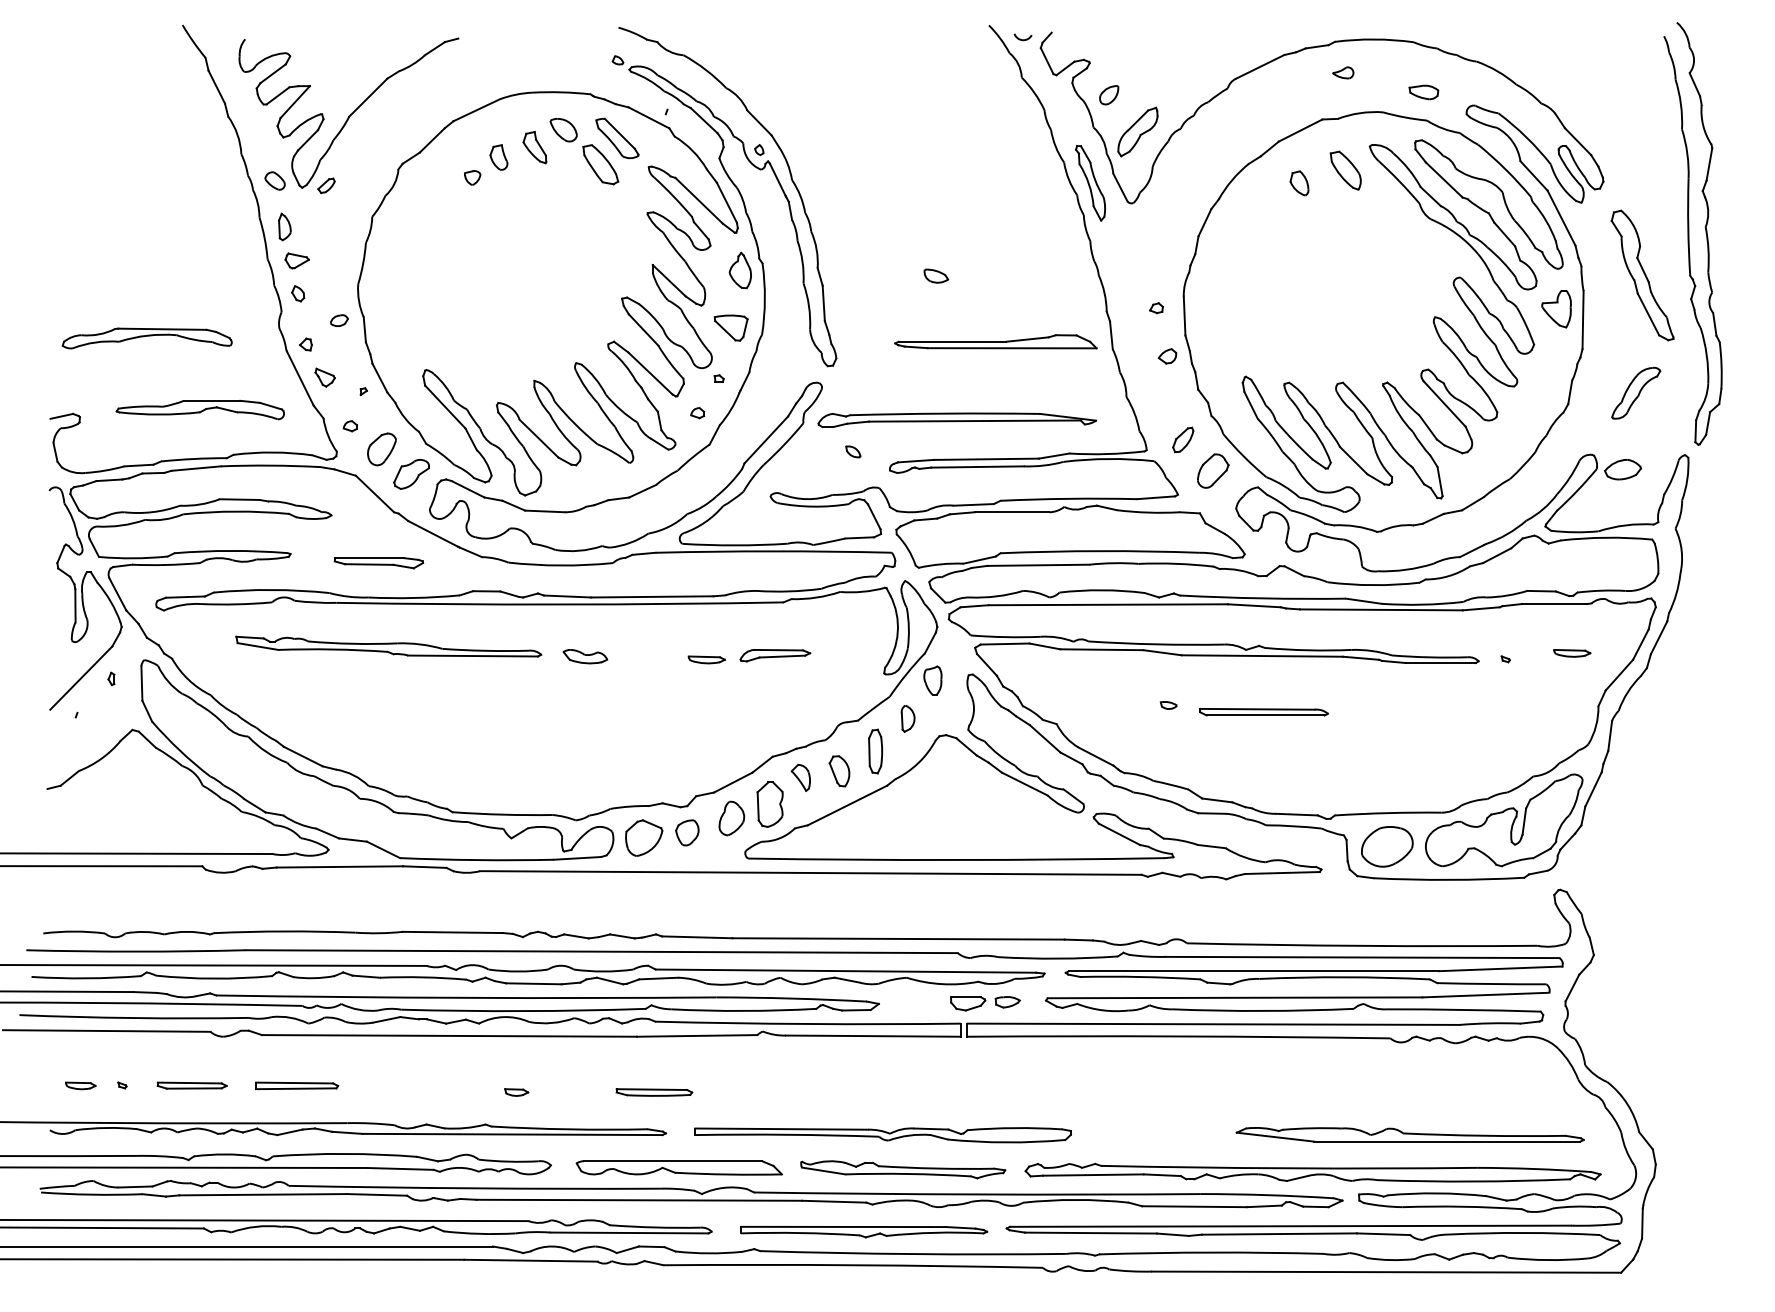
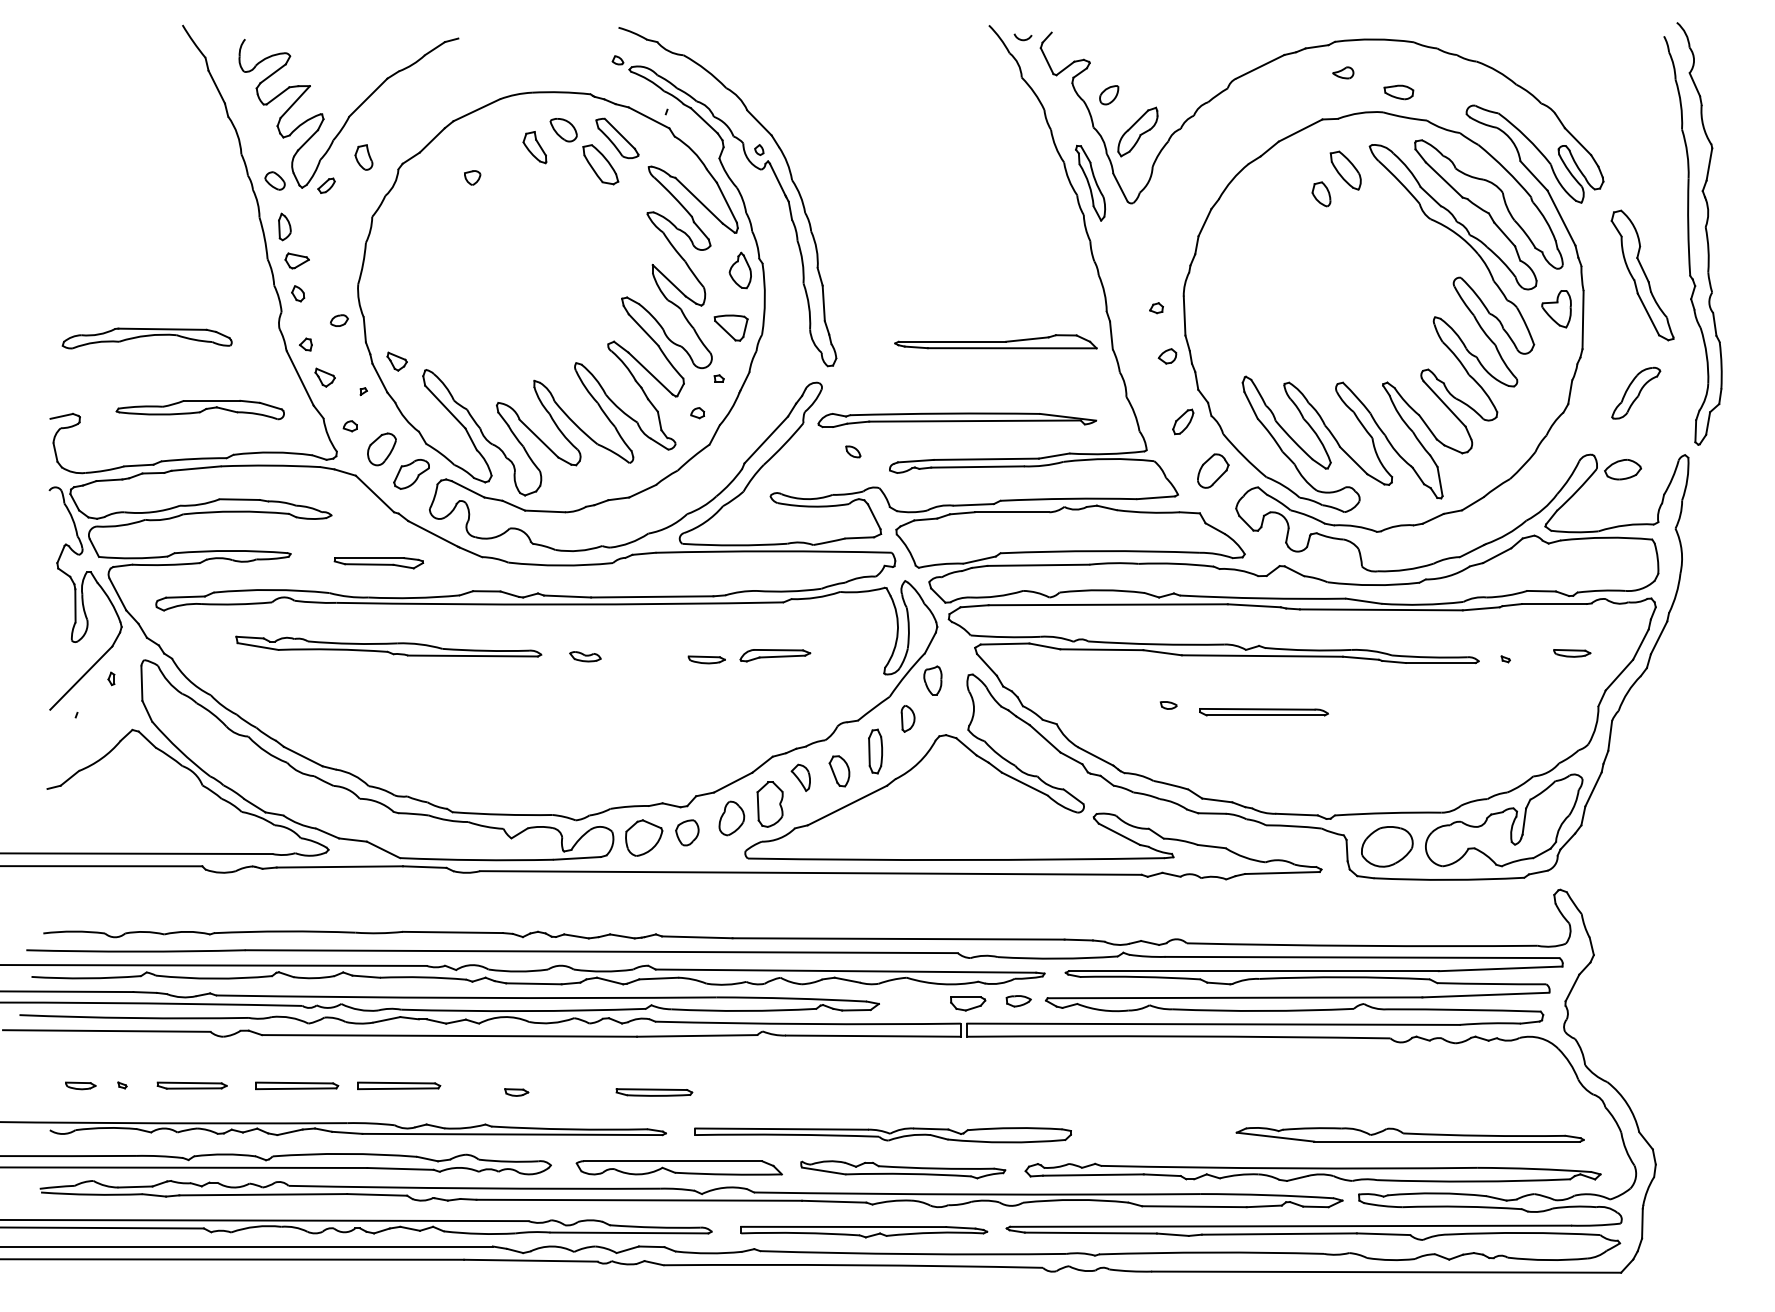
part position: (1423, 92) -> (1398, 92) (1398, 92)
part position: (498, 157) -> (363, 157) (363, 157)
part position: (1299, 183) -> (1321, 194) (1321, 194)
part: present -> none (936, 275)
part: none -> present (396, 361)
part position: (1183, 439) -> (1183, 421) (1183, 421)
part size: 47x16 px -> 33x12 px (585, 656)
part position: (1007, 1002) -> (1018, 1001) (1018, 1001)
part: none -> present (399, 1085)
